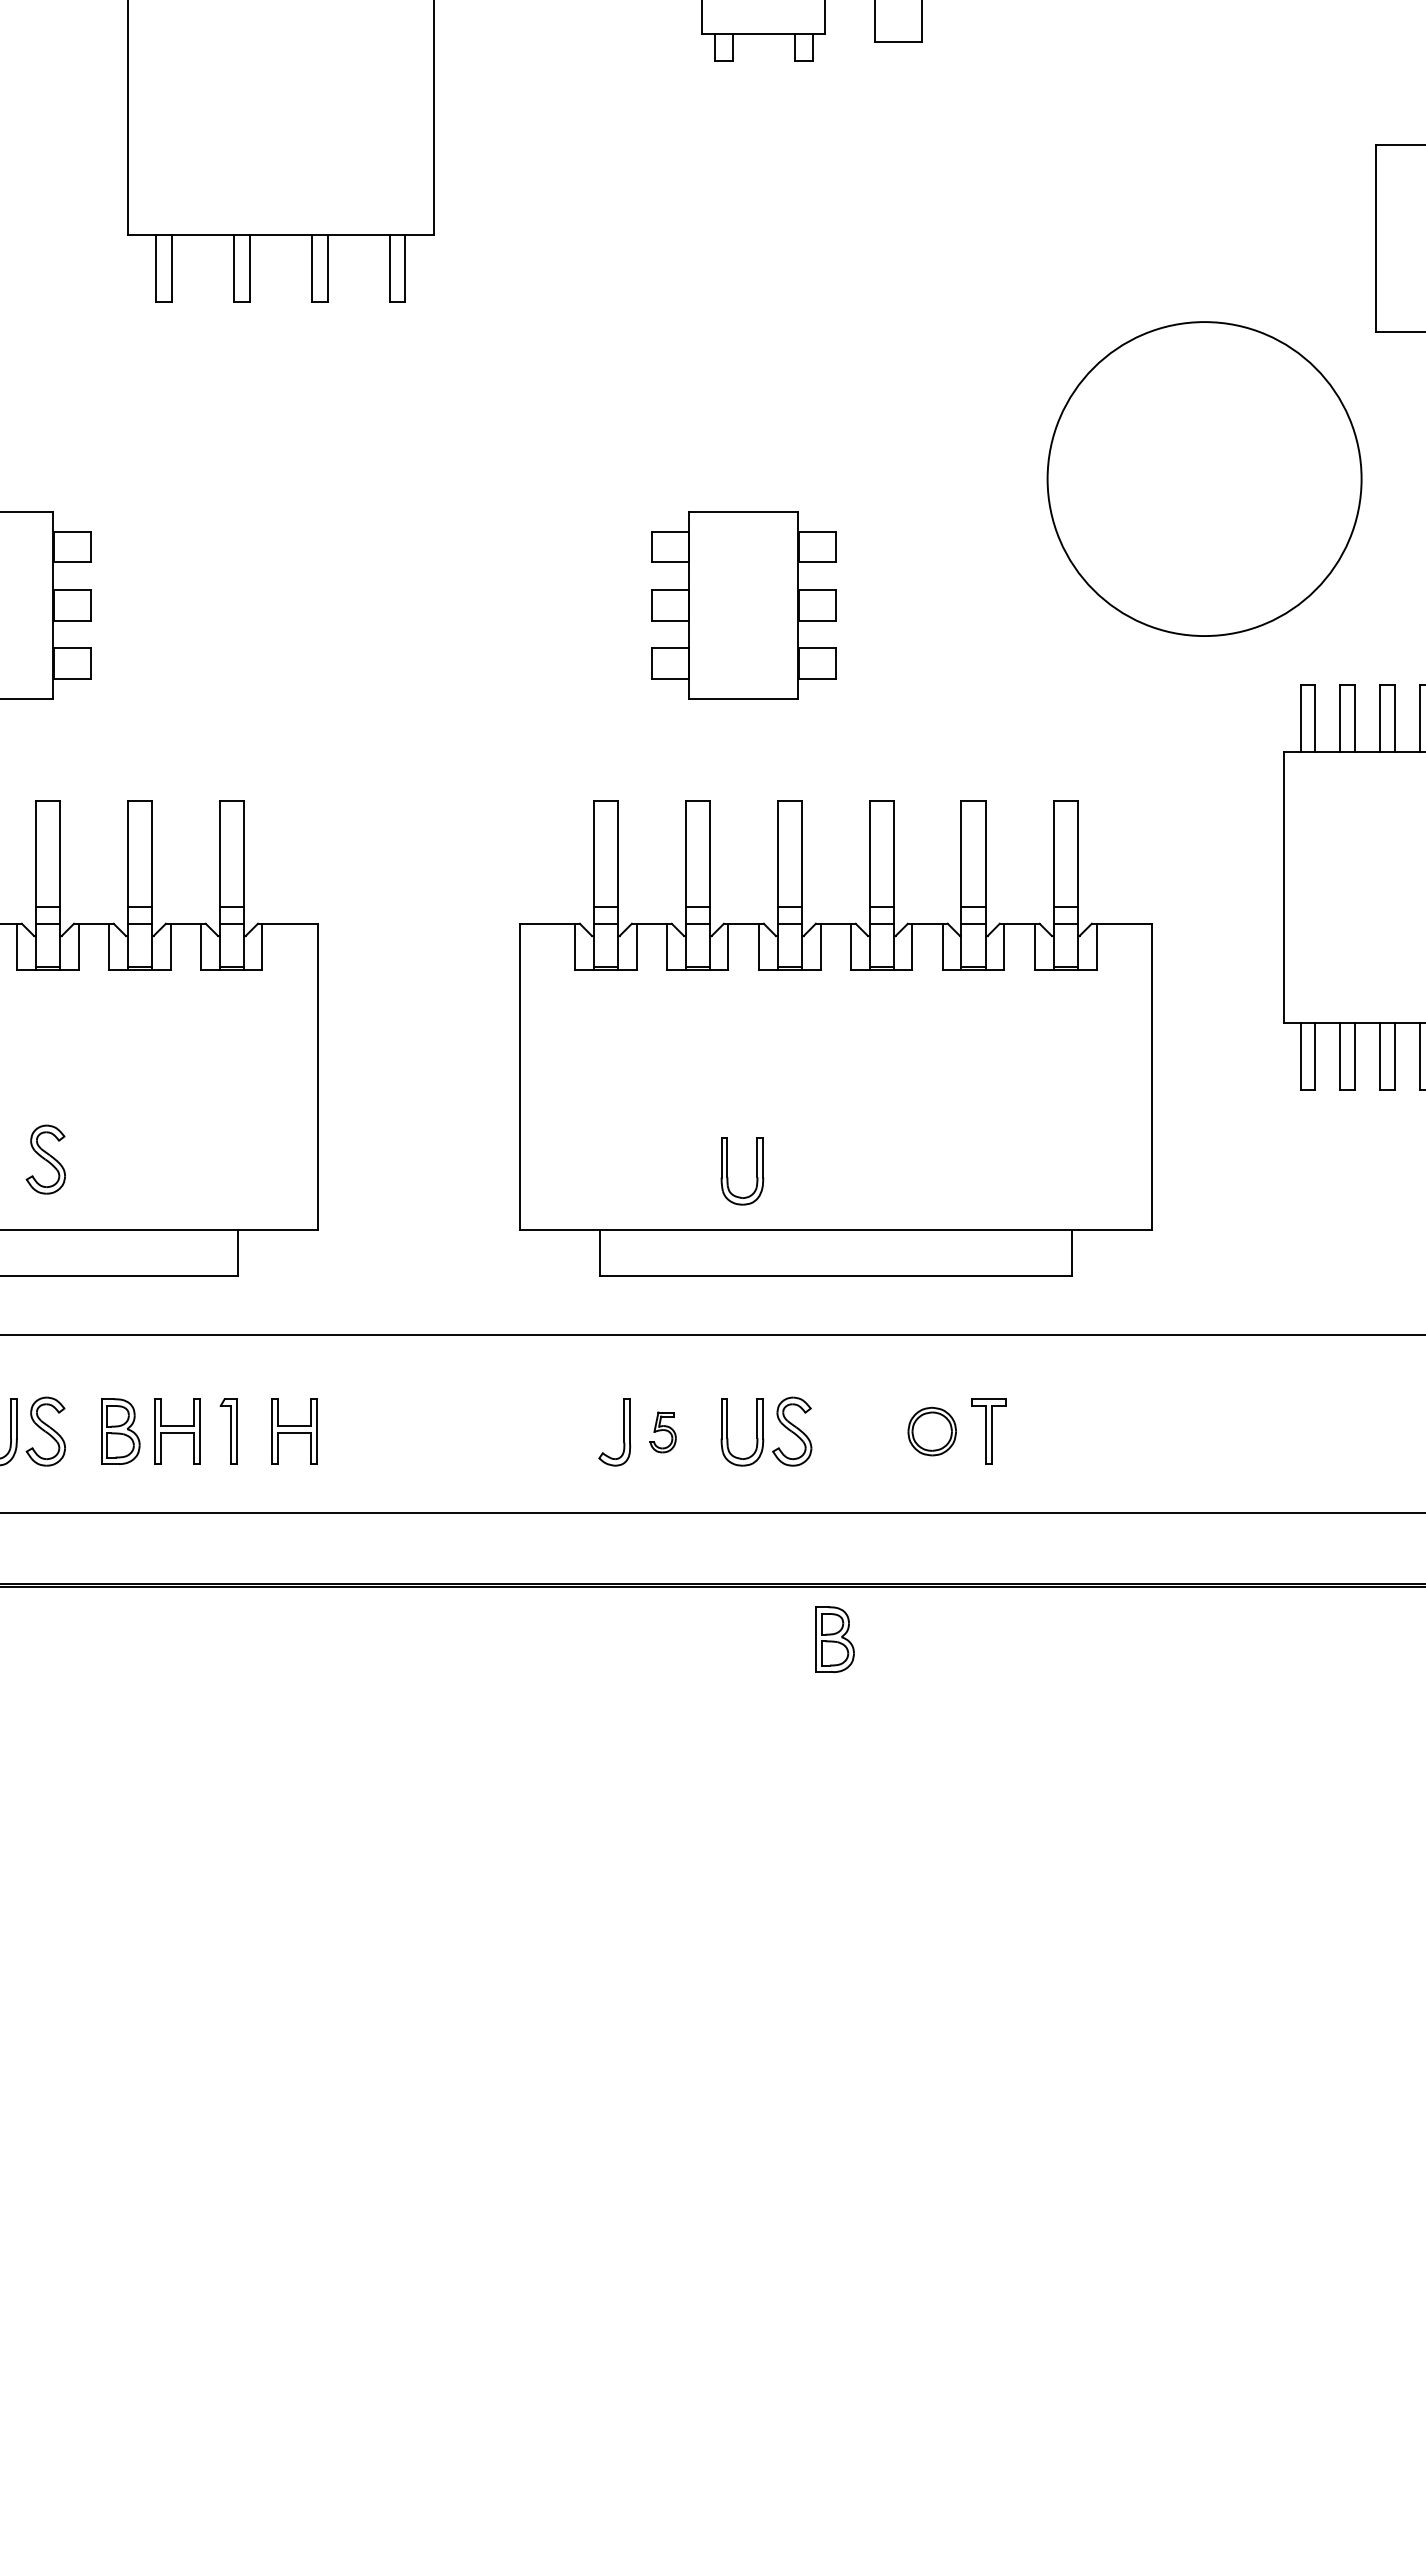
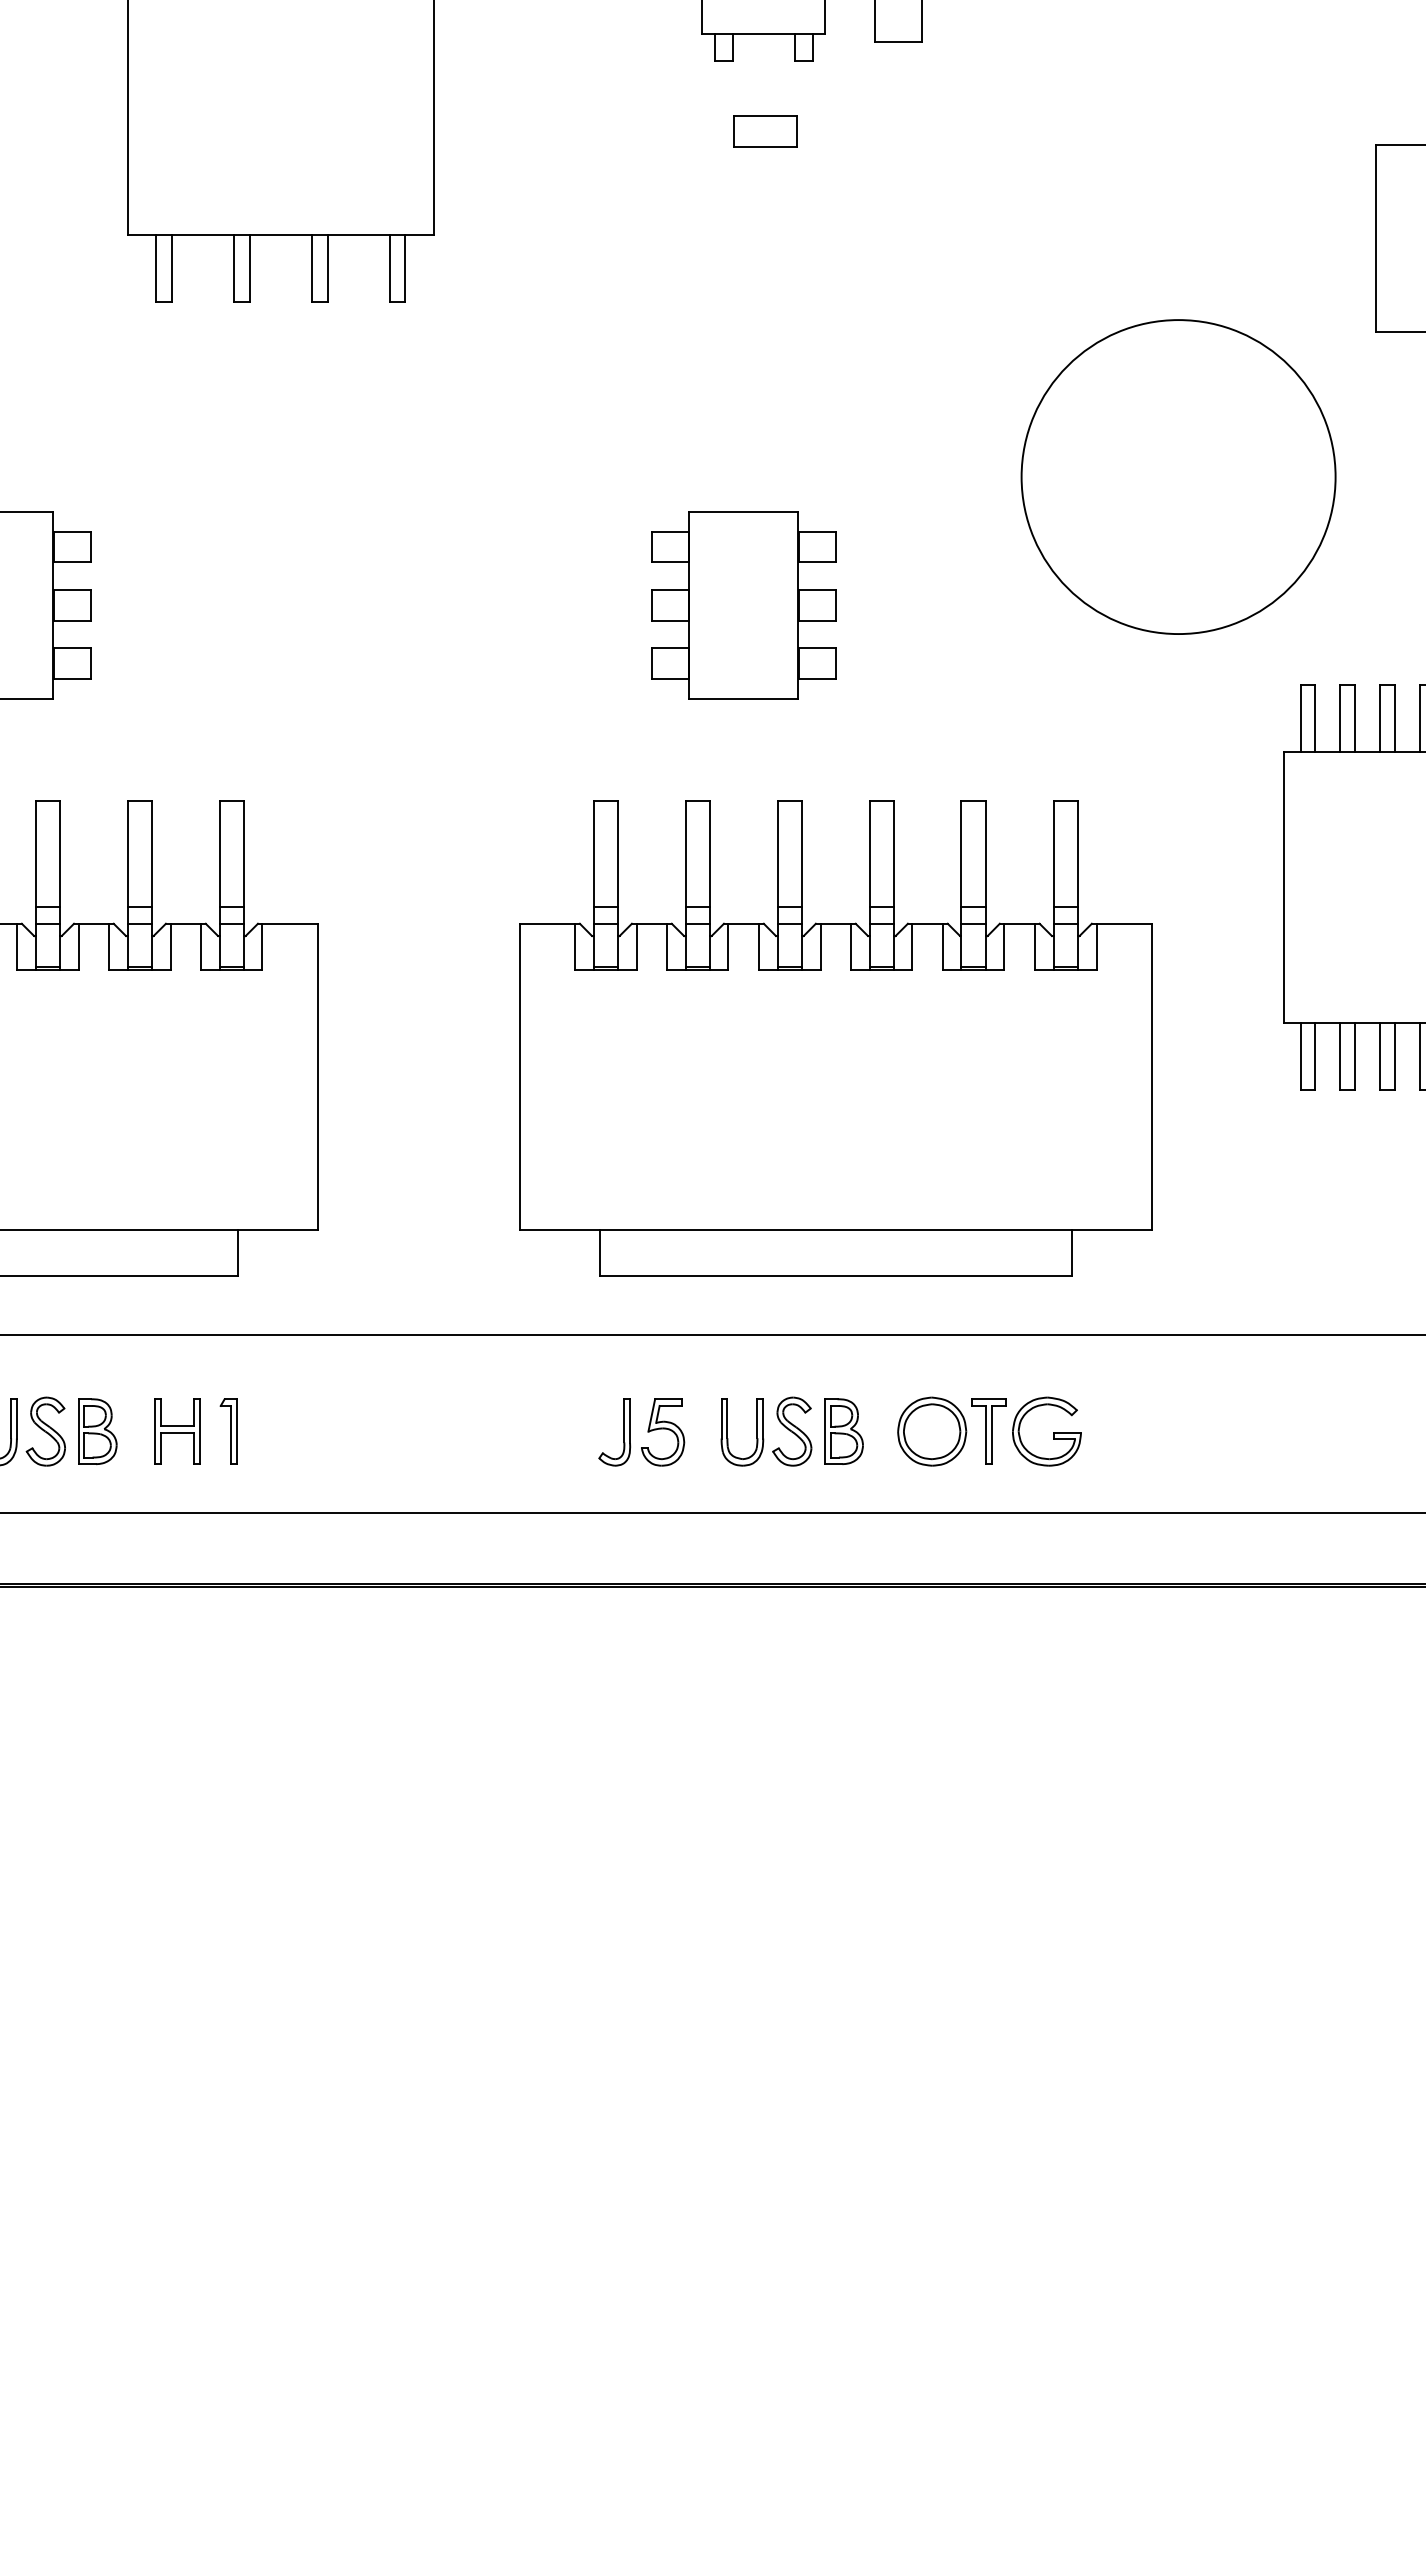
part: none -> present (765, 131)
circle position: (1204, 478) -> (1178, 476) (1178, 476)
part: present -> none (45, 1159)
part: present -> none (756, 1171)
part position: (120, 1431) -> (97, 1431) (97, 1431)
part: present -> none (294, 1431)
part size: 50x51 px -> 71x71 px (932, 1431)
part size: 28x43 px -> 45x69 px (663, 1432)
part: none -> present (1053, 1432)
part position: (834, 1639) -> (843, 1431) (843, 1431)
